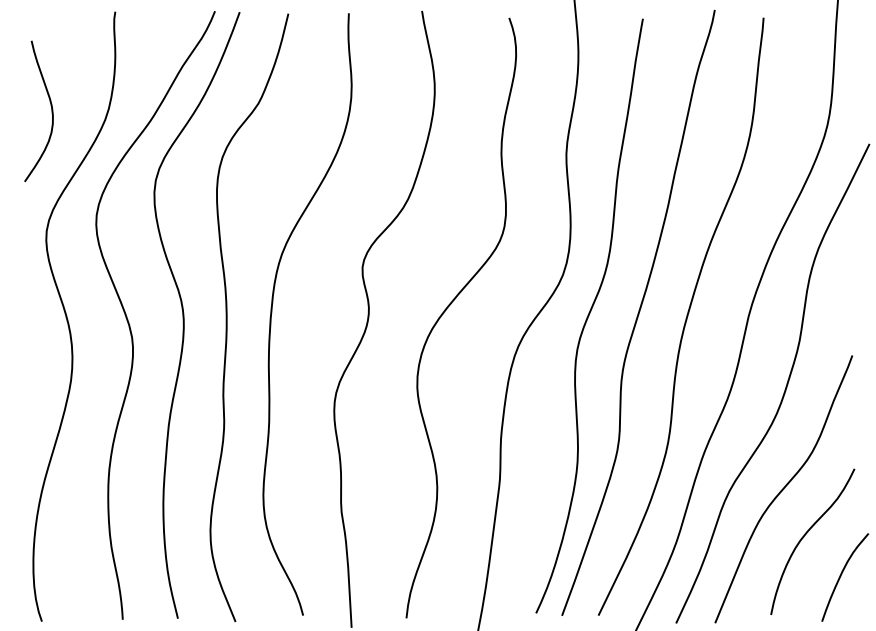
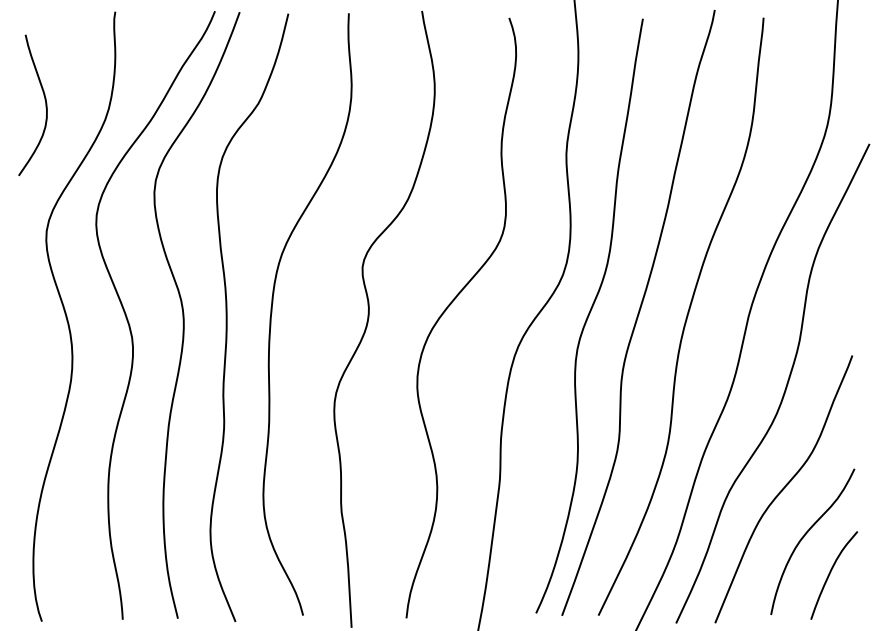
curve position: (51, 111) -> (45, 105) (45, 105)
curve position: (841, 576) -> (830, 574) (830, 574)
